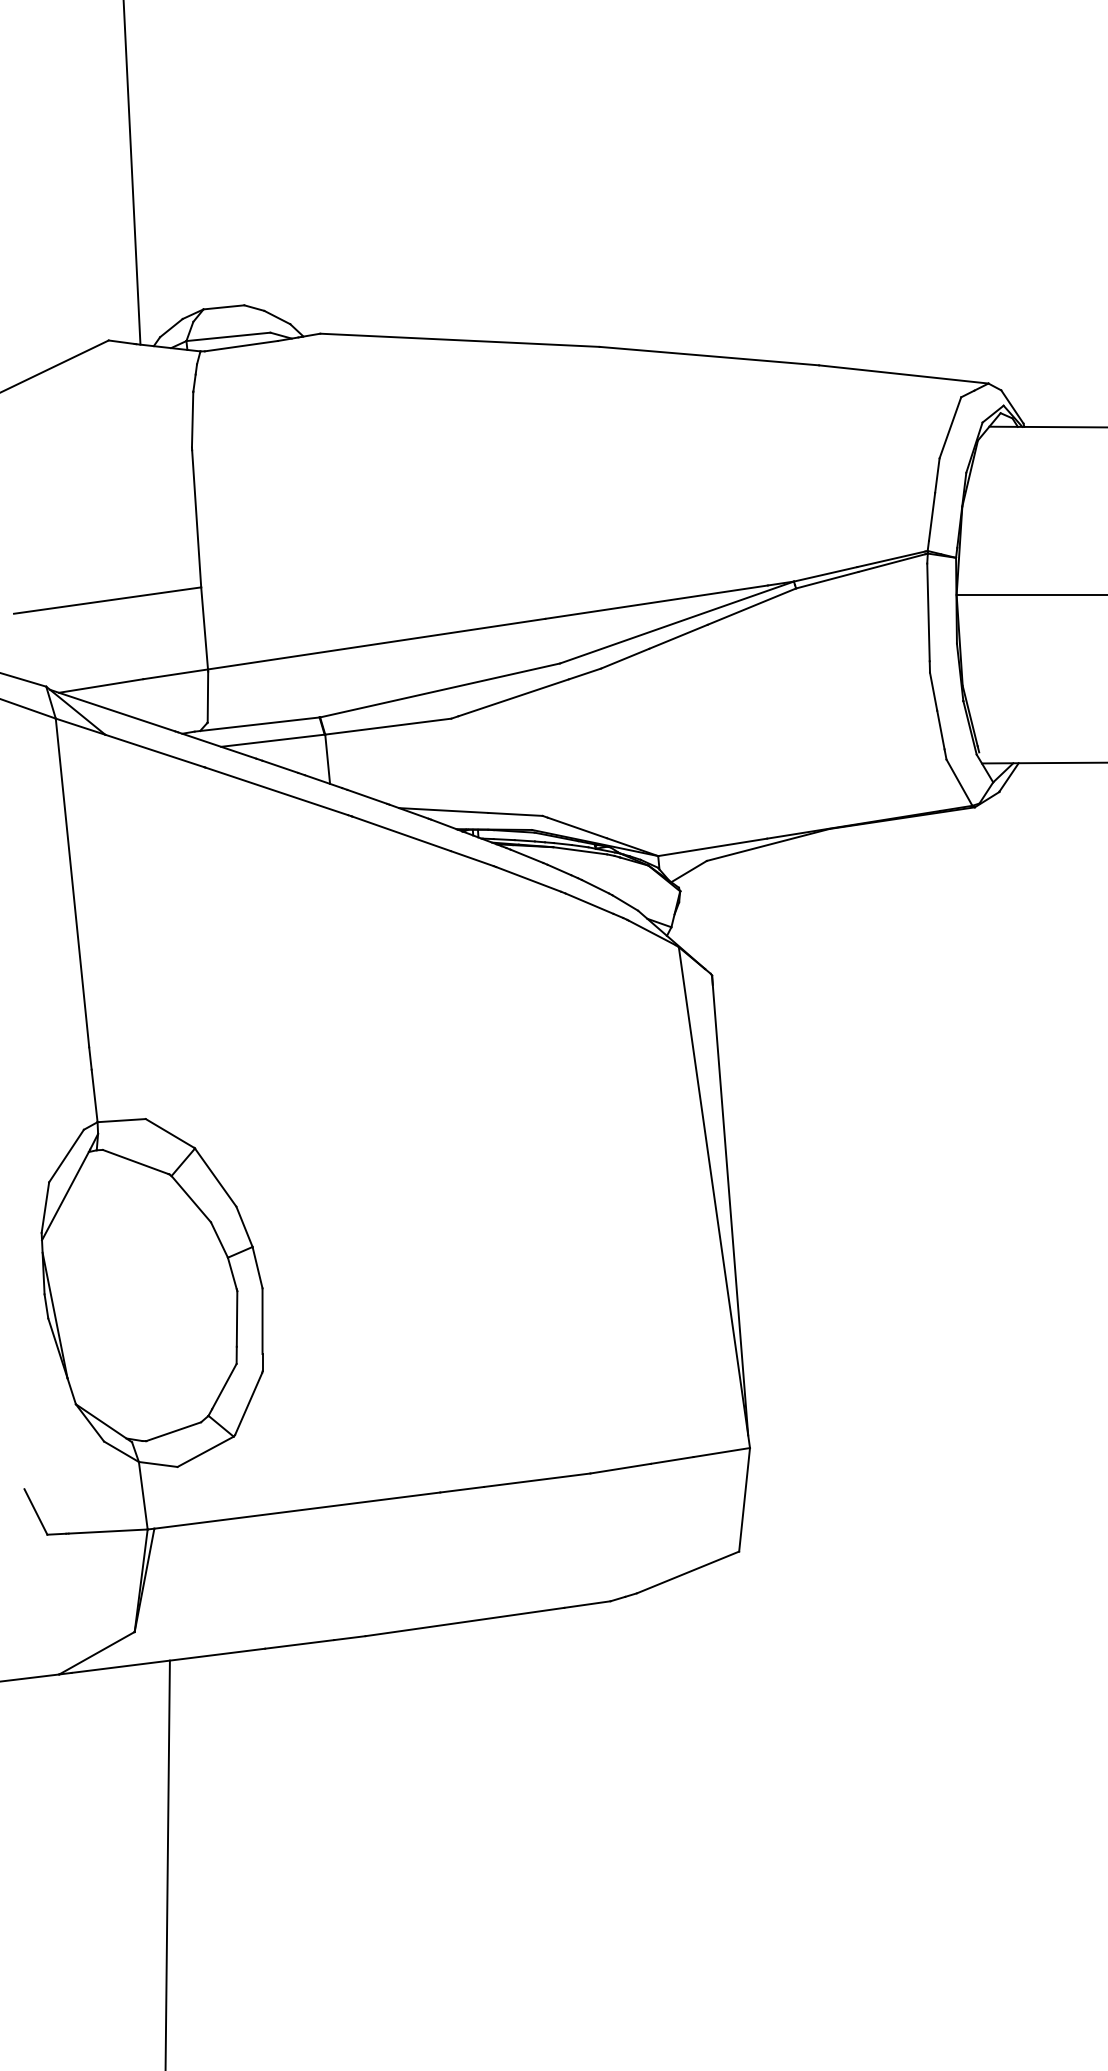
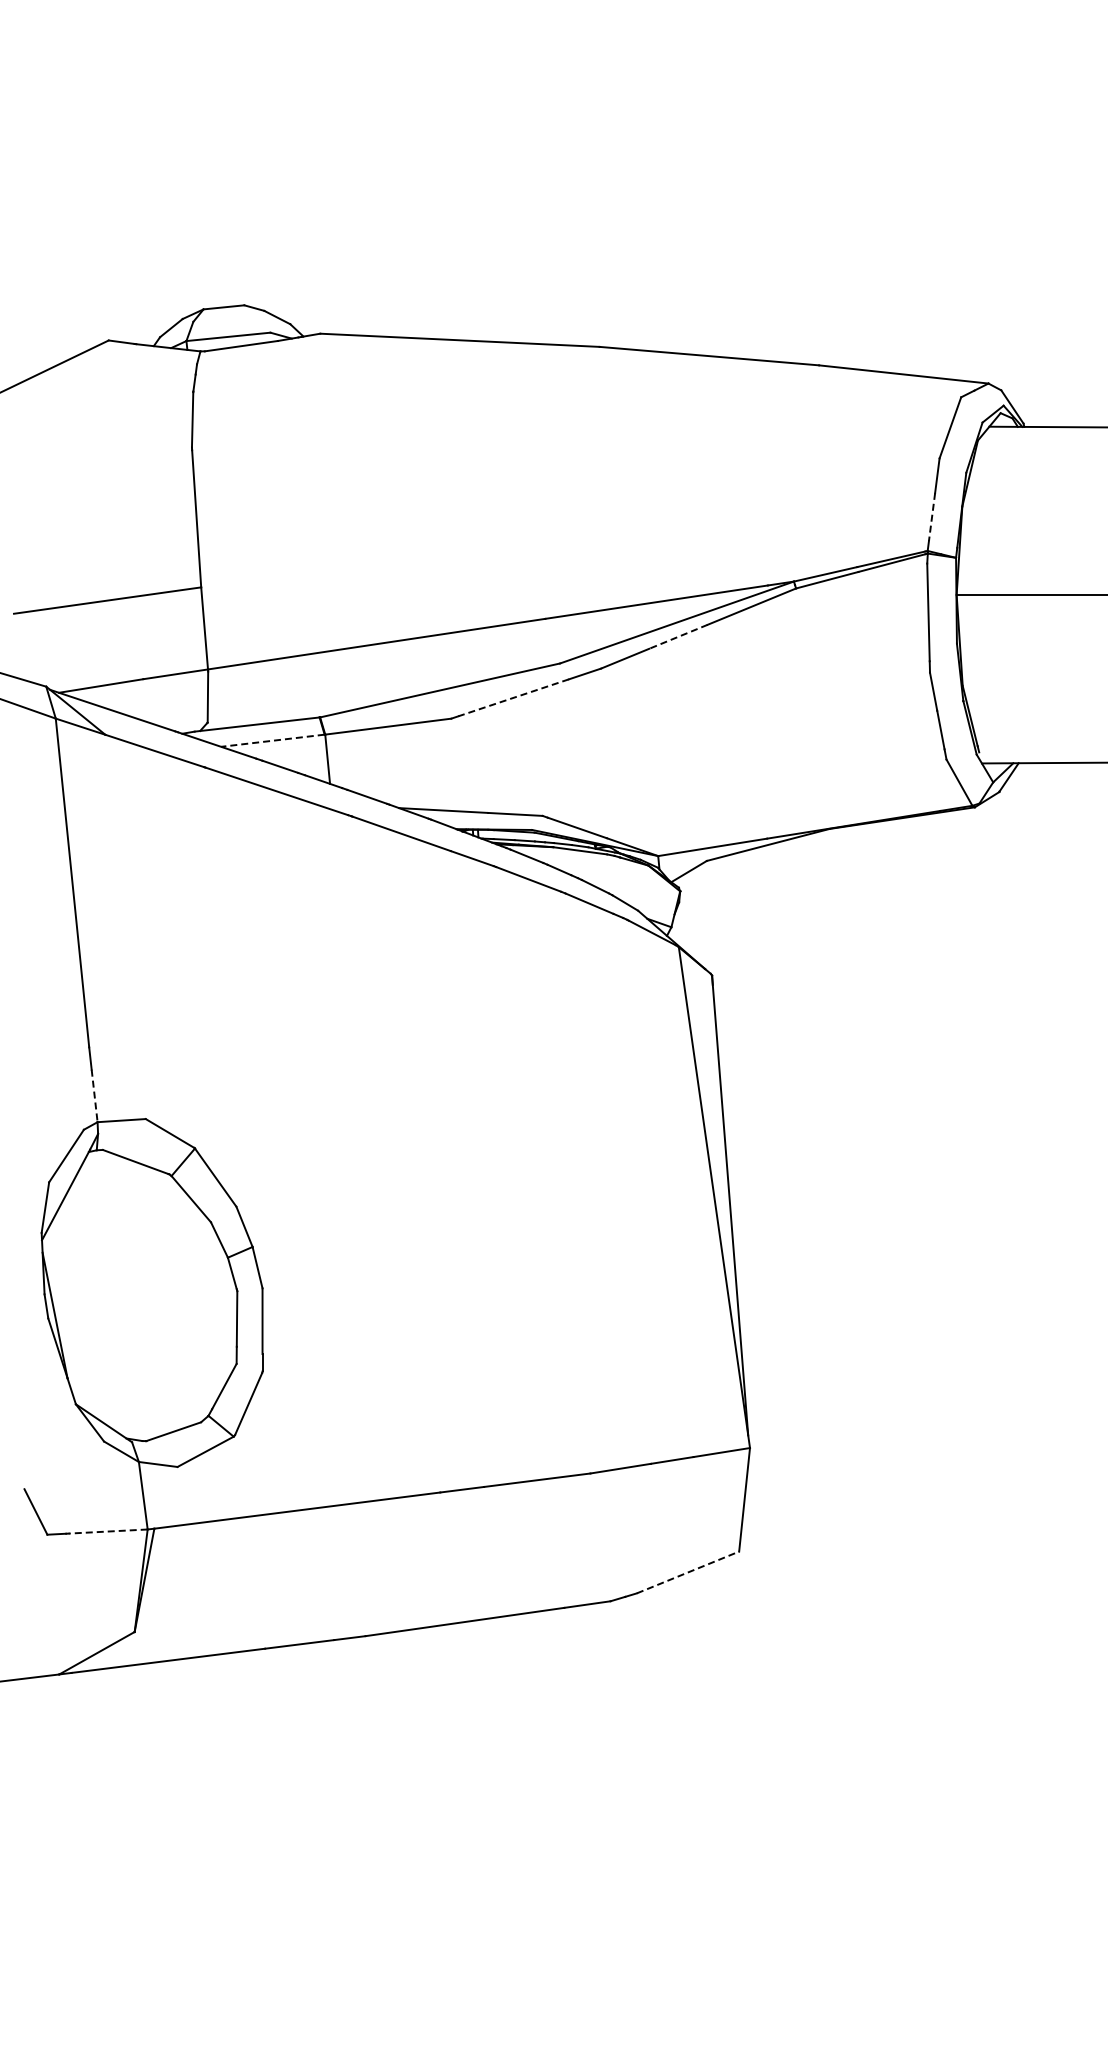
line: present -> none (131, 173)
line: solid -> dashed (932, 517)
line: solid -> dashed (678, 636)
line: solid -> dashed (513, 697)
line: solid -> dashed (272, 740)
line: solid -> dashed (94, 1096)
line: solid -> dashed (108, 1531)
line: solid -> dashed (688, 1572)
line: present -> none (167, 1863)
